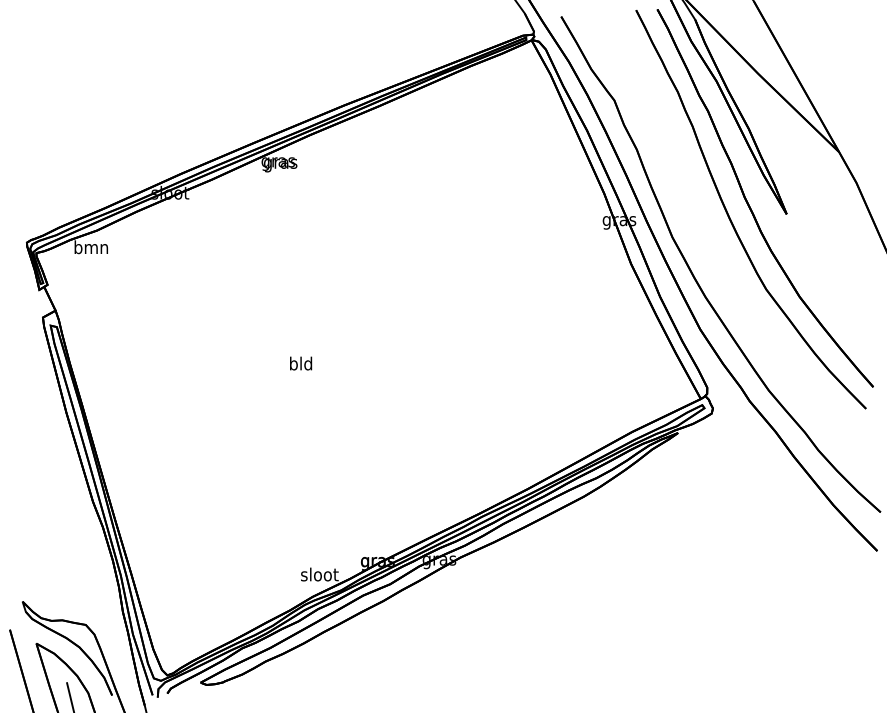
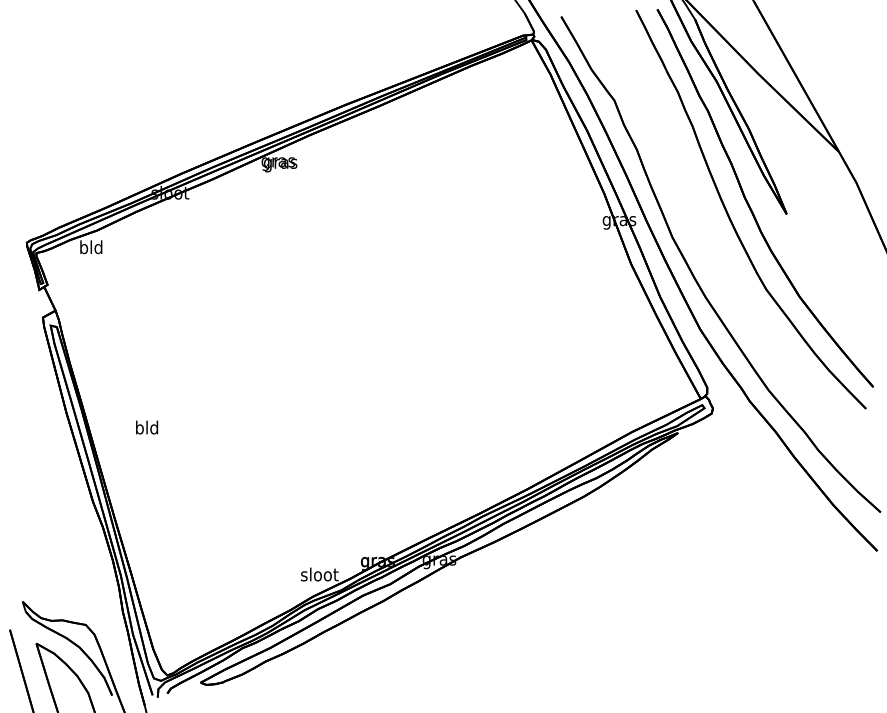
text: bmn -> bld (90, 247)
text position: (301, 363) -> (147, 427) (147, 427)
line: present -> none (70, 696)
